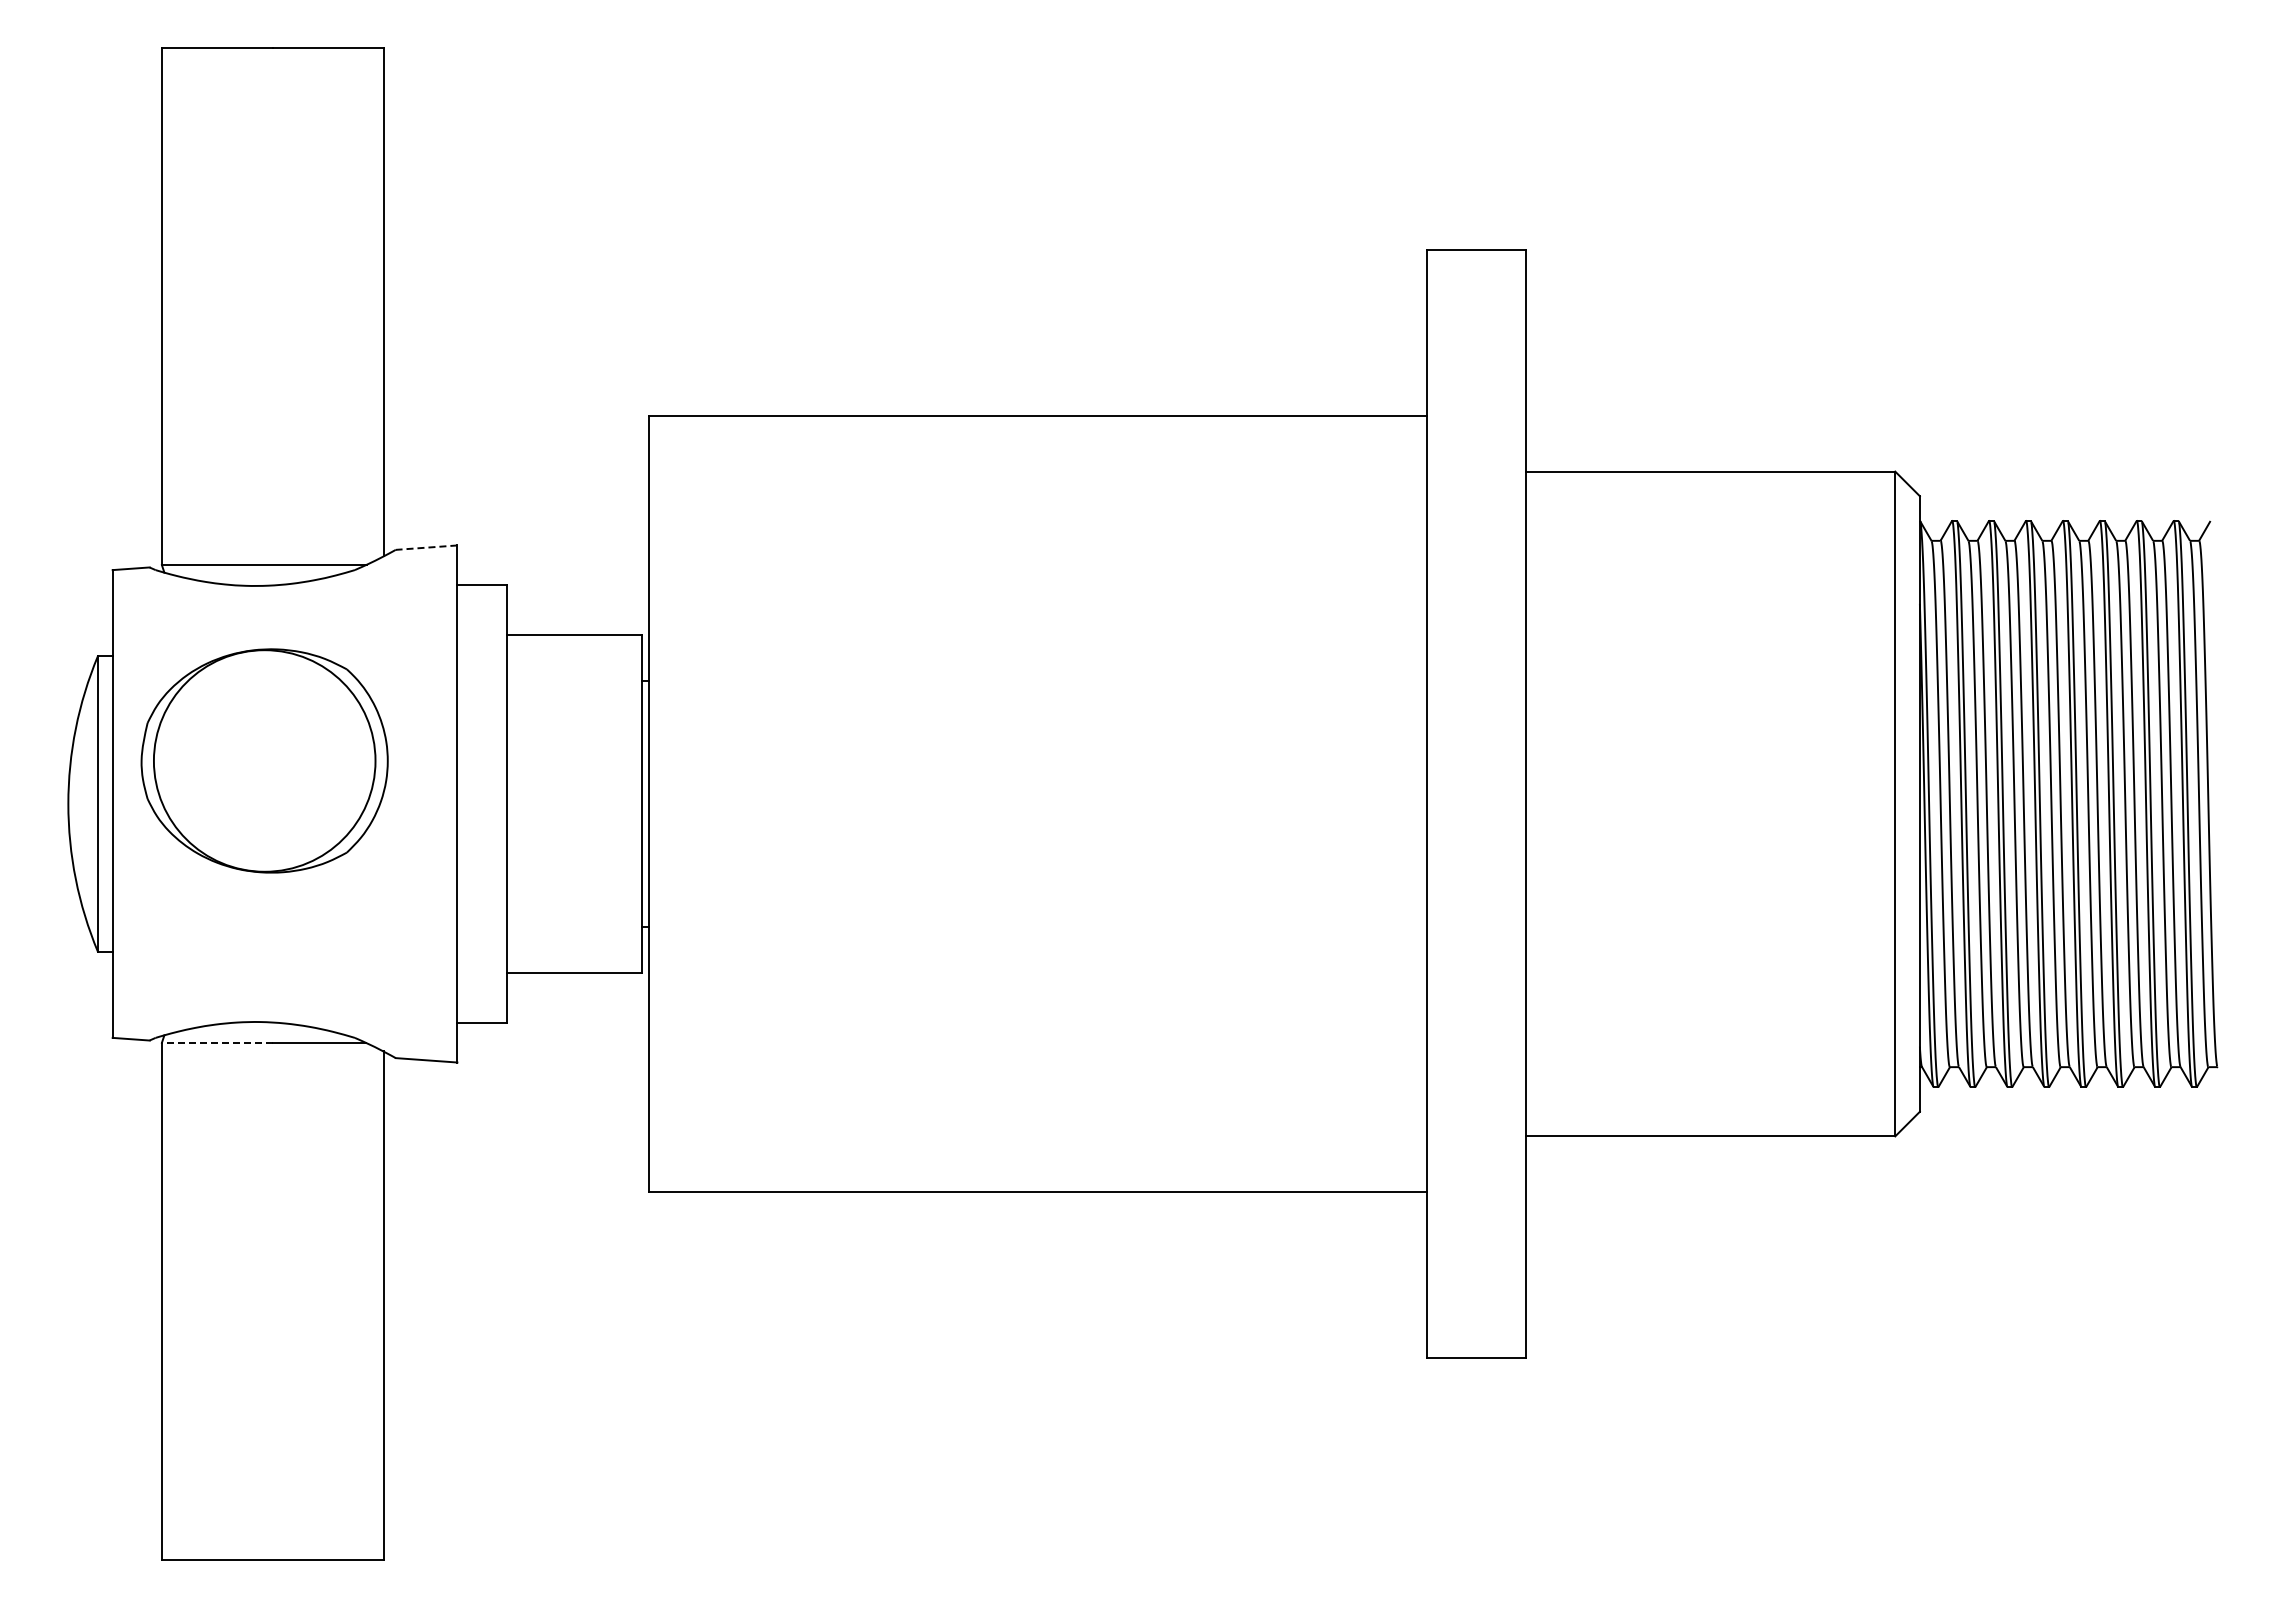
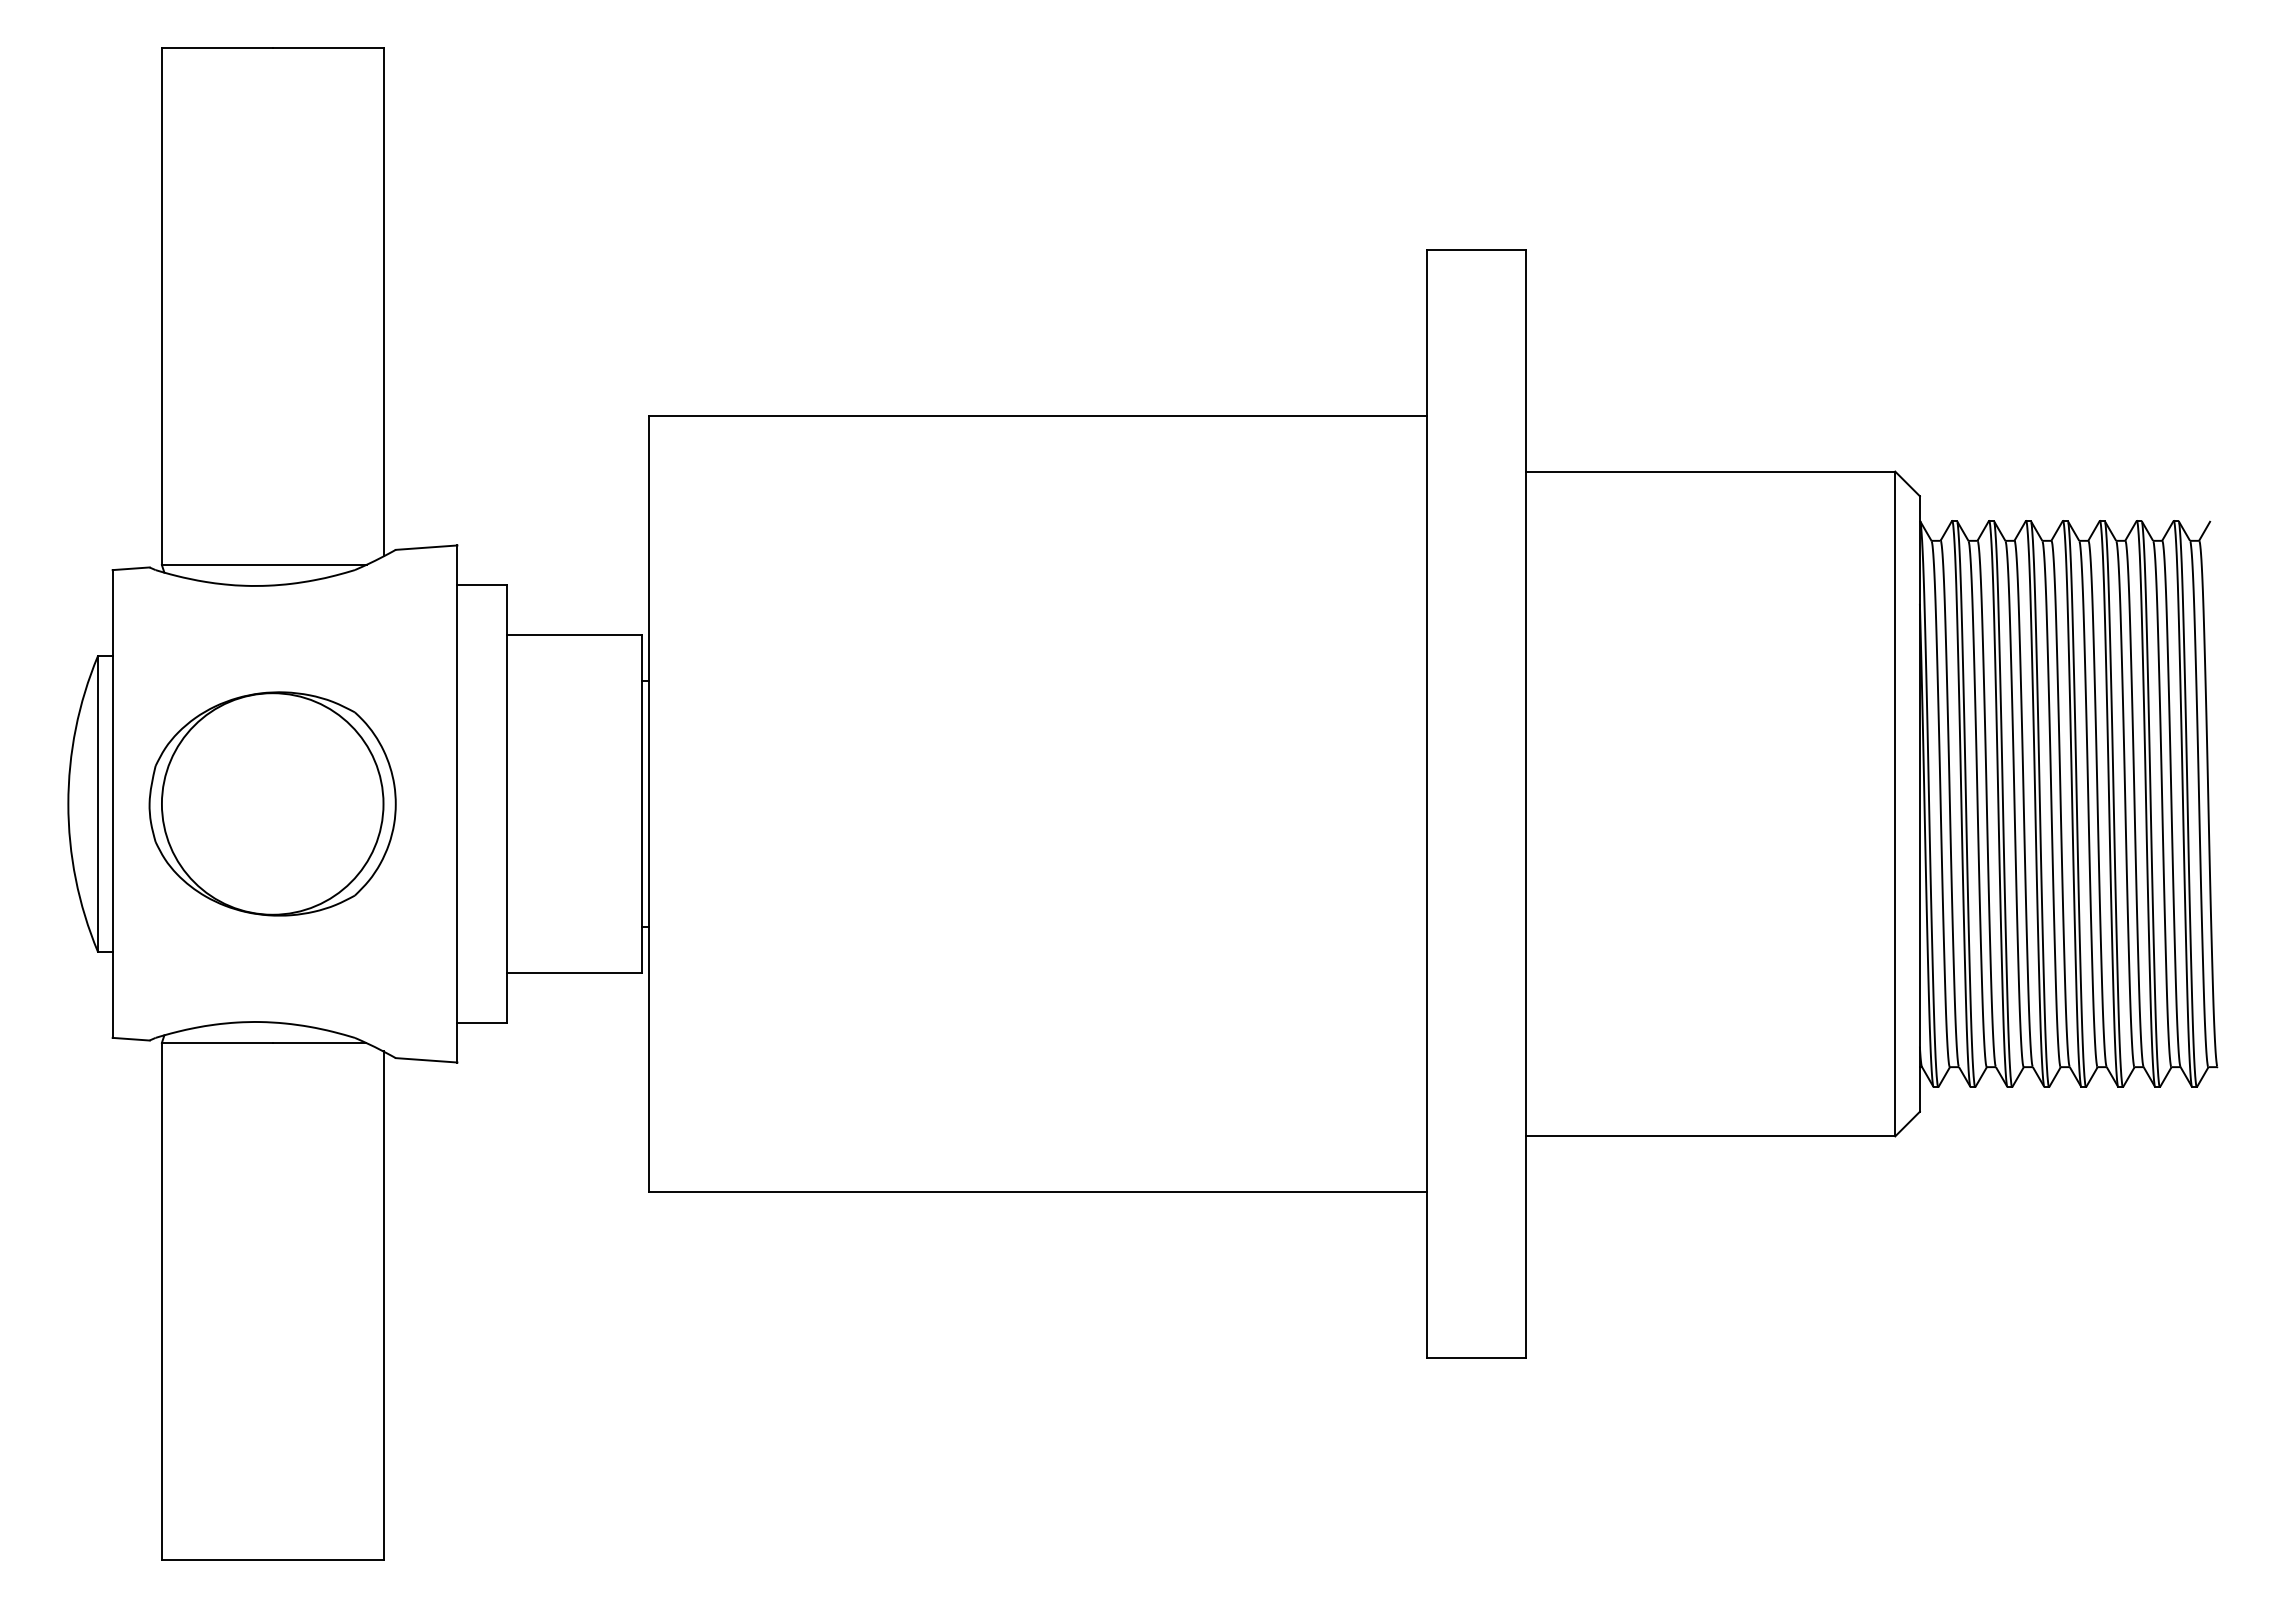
line: dashed -> solid (426, 547)
part position: (264, 760) -> (272, 803) (272, 803)
line: dashed -> solid (216, 1042)
